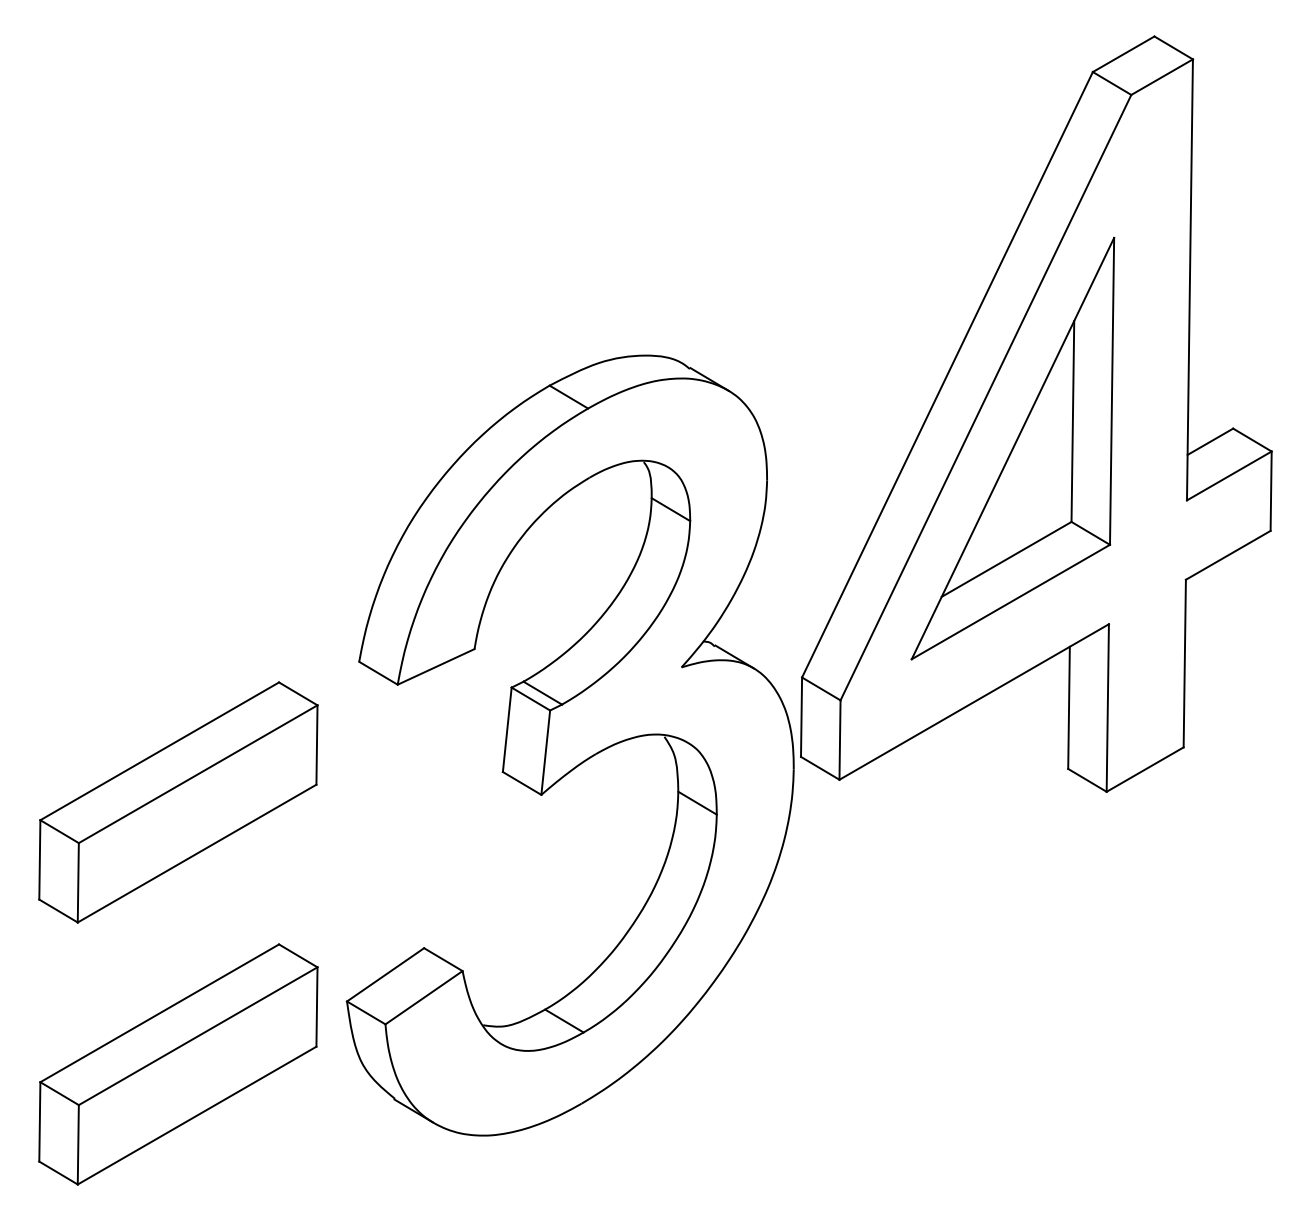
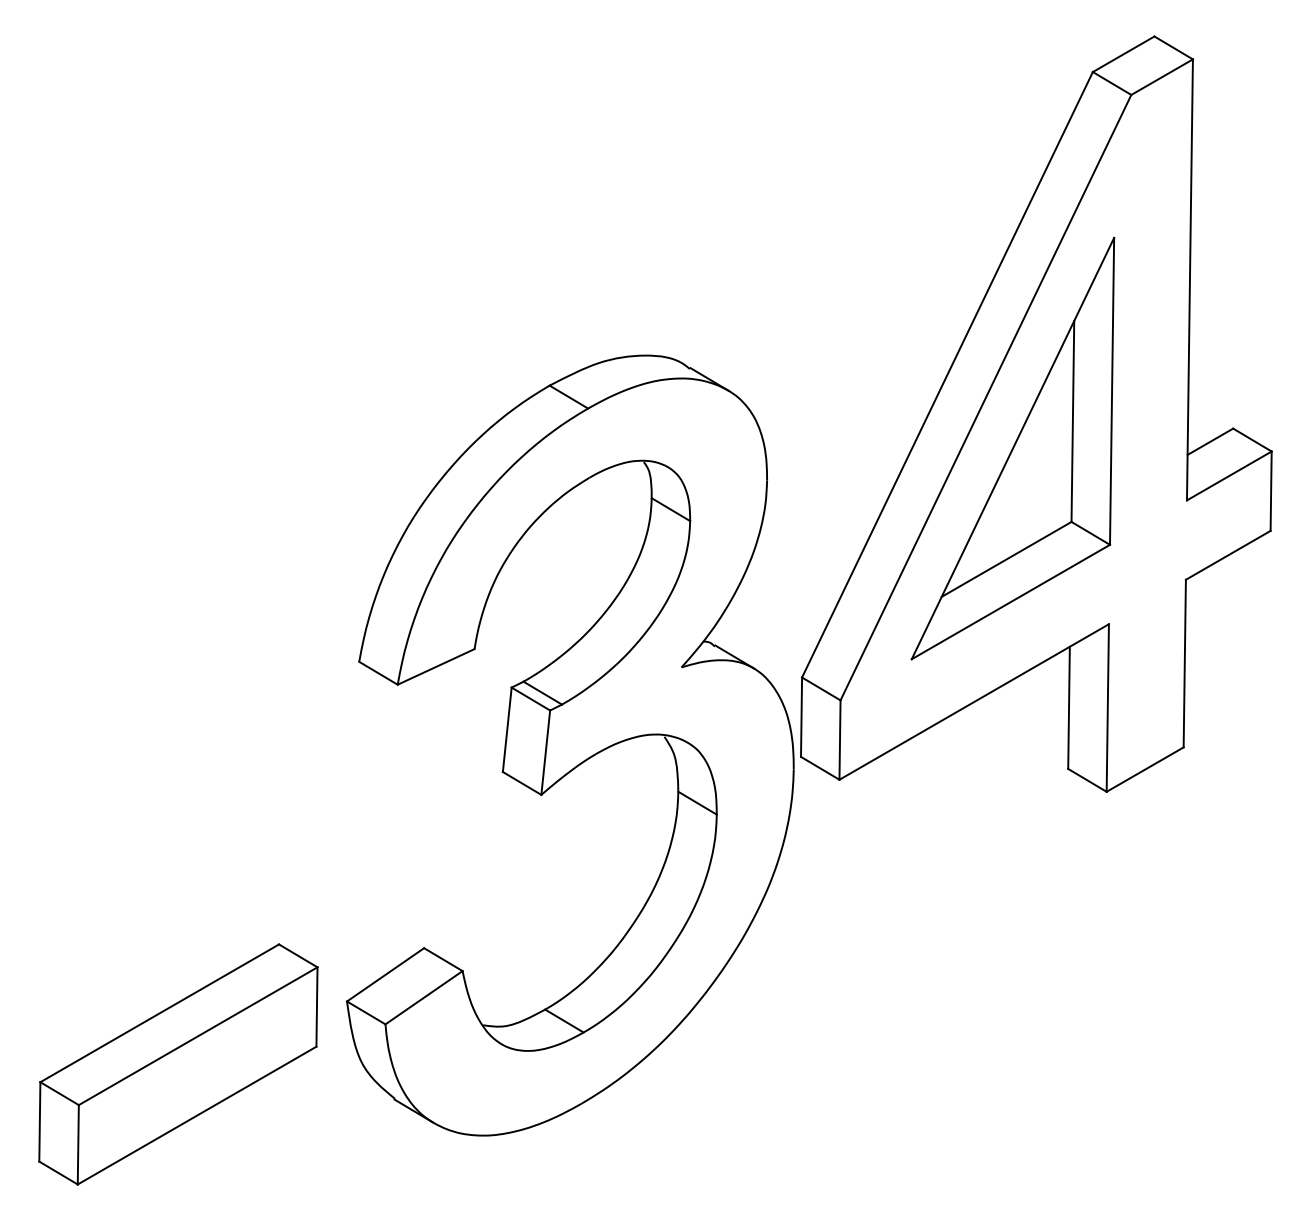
part: present -> none (178, 802)
